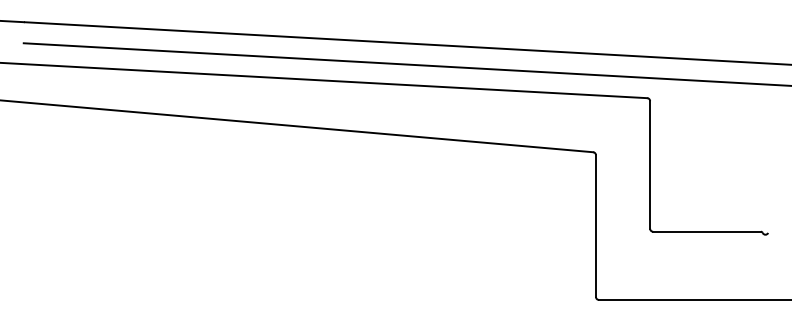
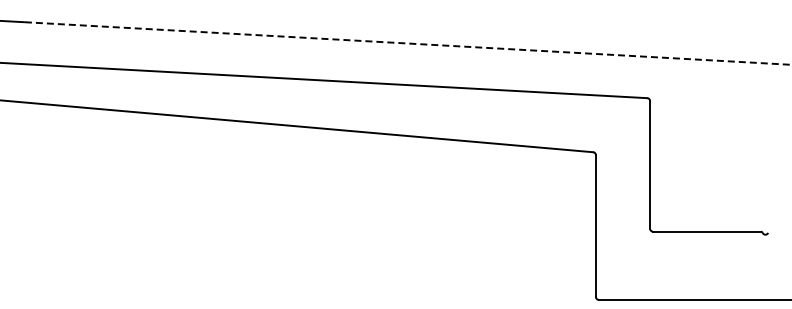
line: solid -> dashed (408, 43)
line: present -> none (405, 64)
